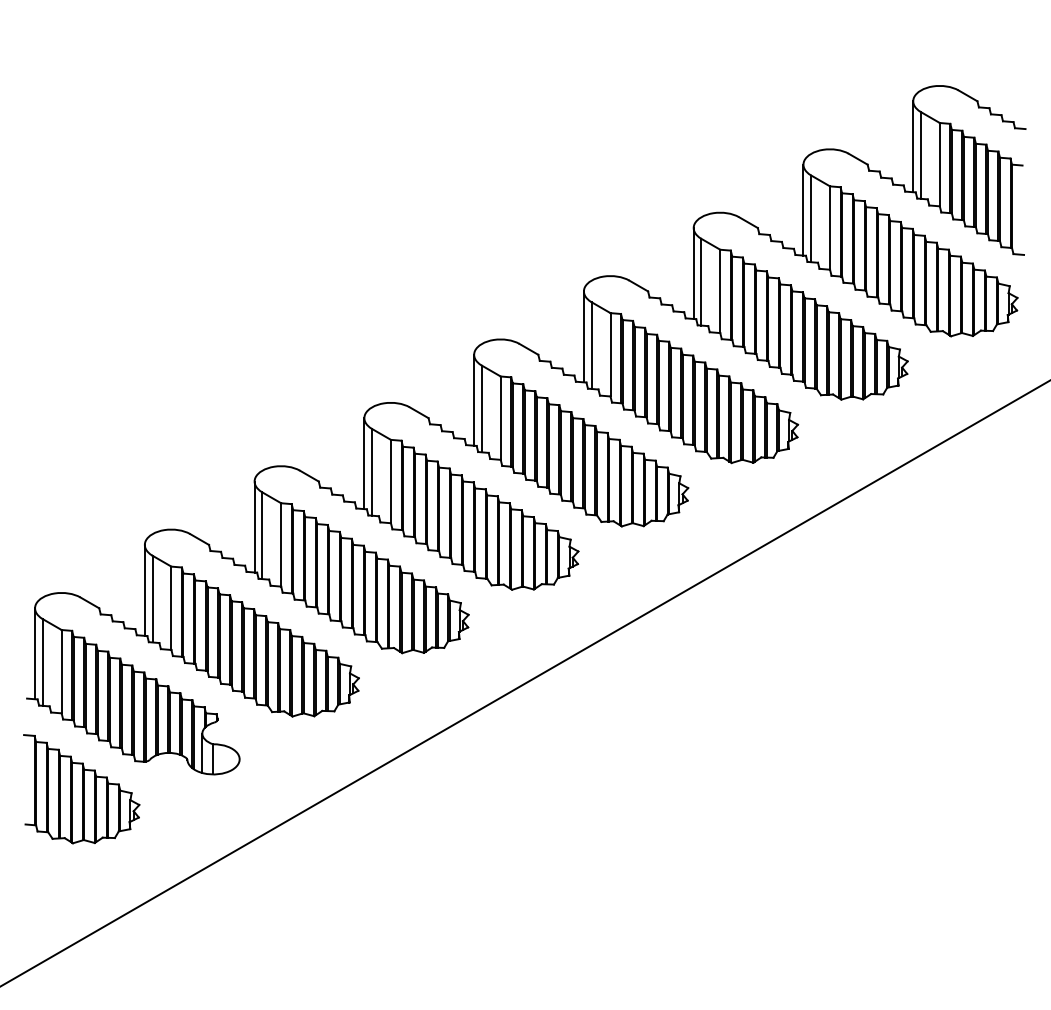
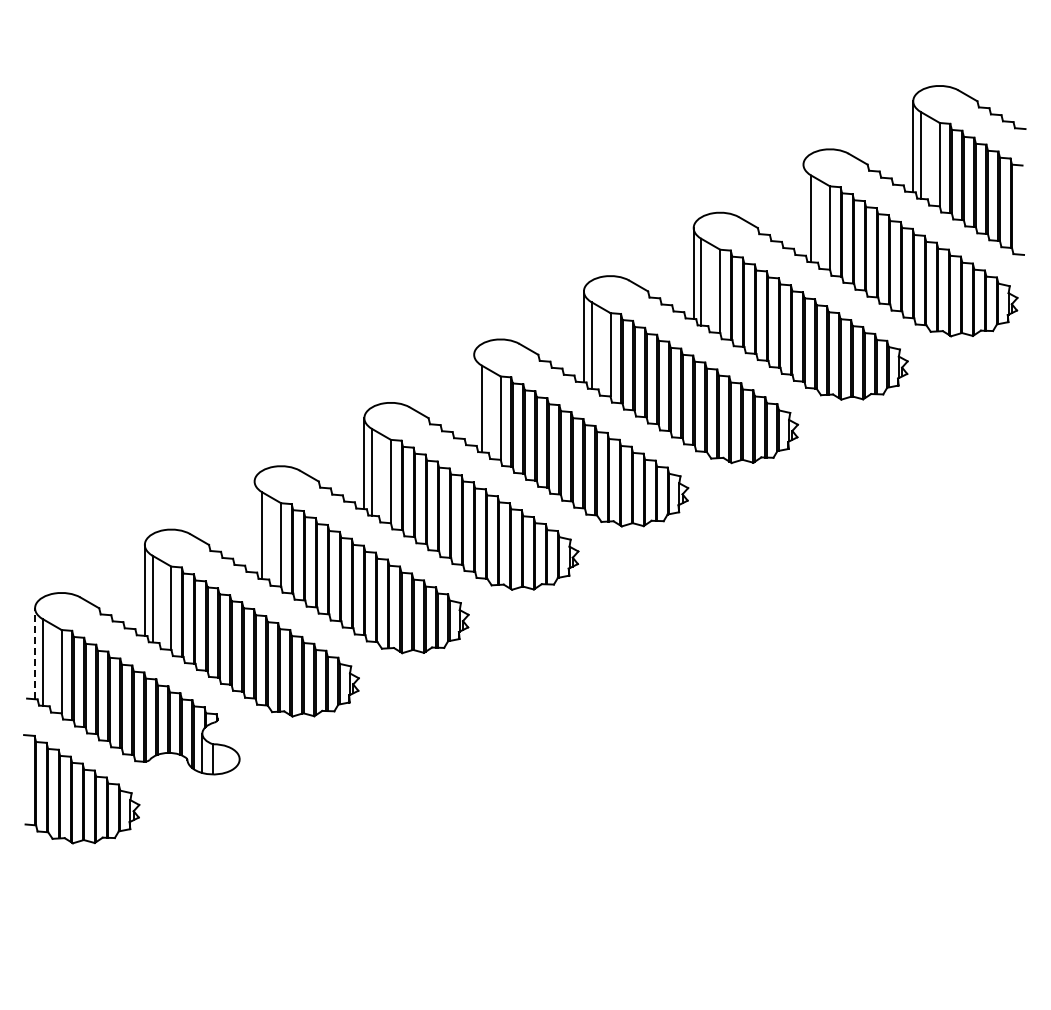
line: present -> none (803, 209)
line: present -> none (474, 399)
line: present -> none (254, 526)
line: solid -> dashed (35, 653)
line: present -> none (524, 683)
